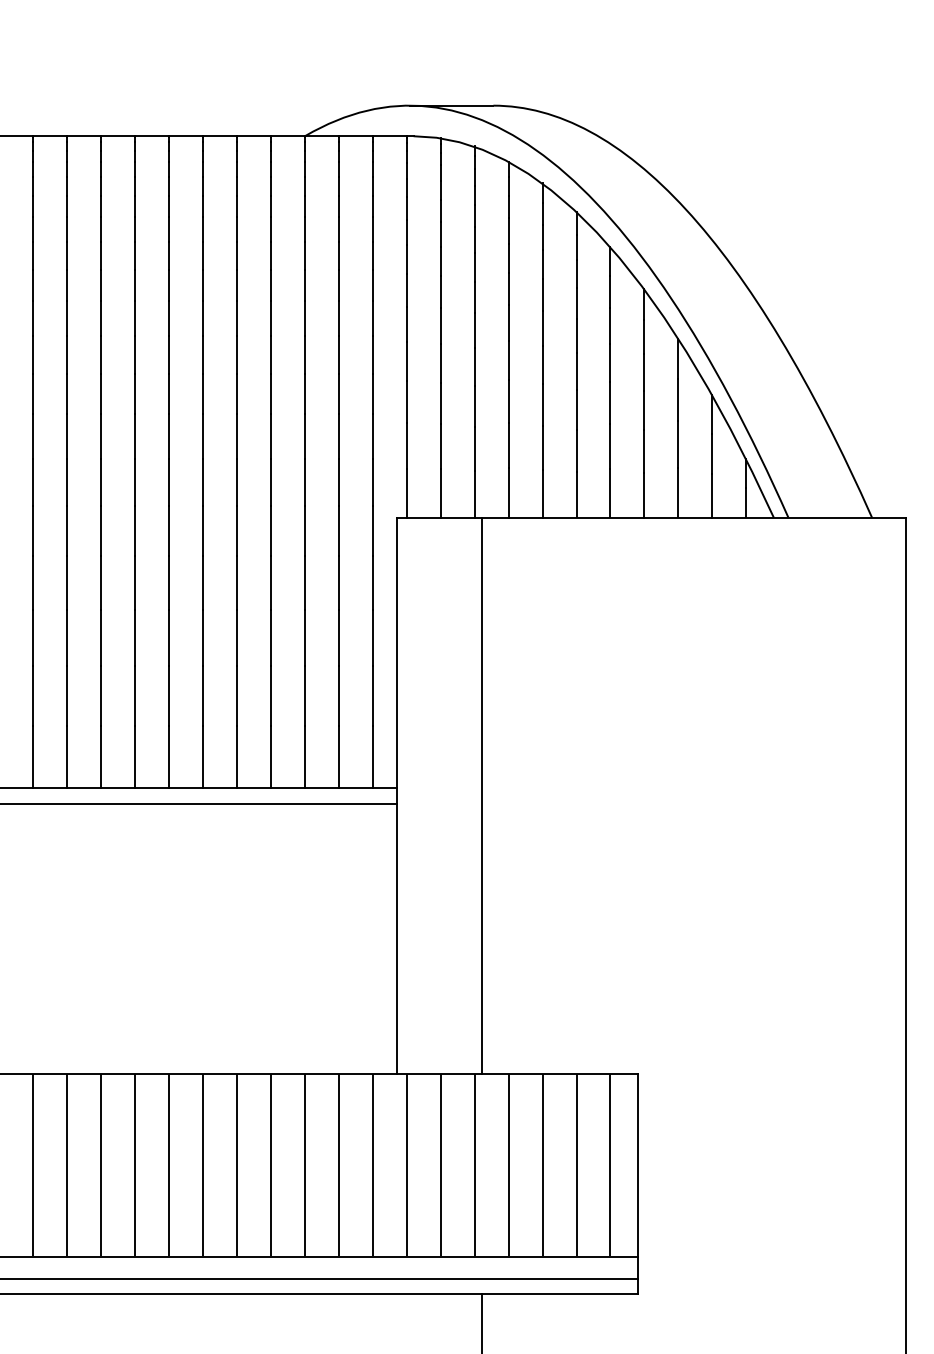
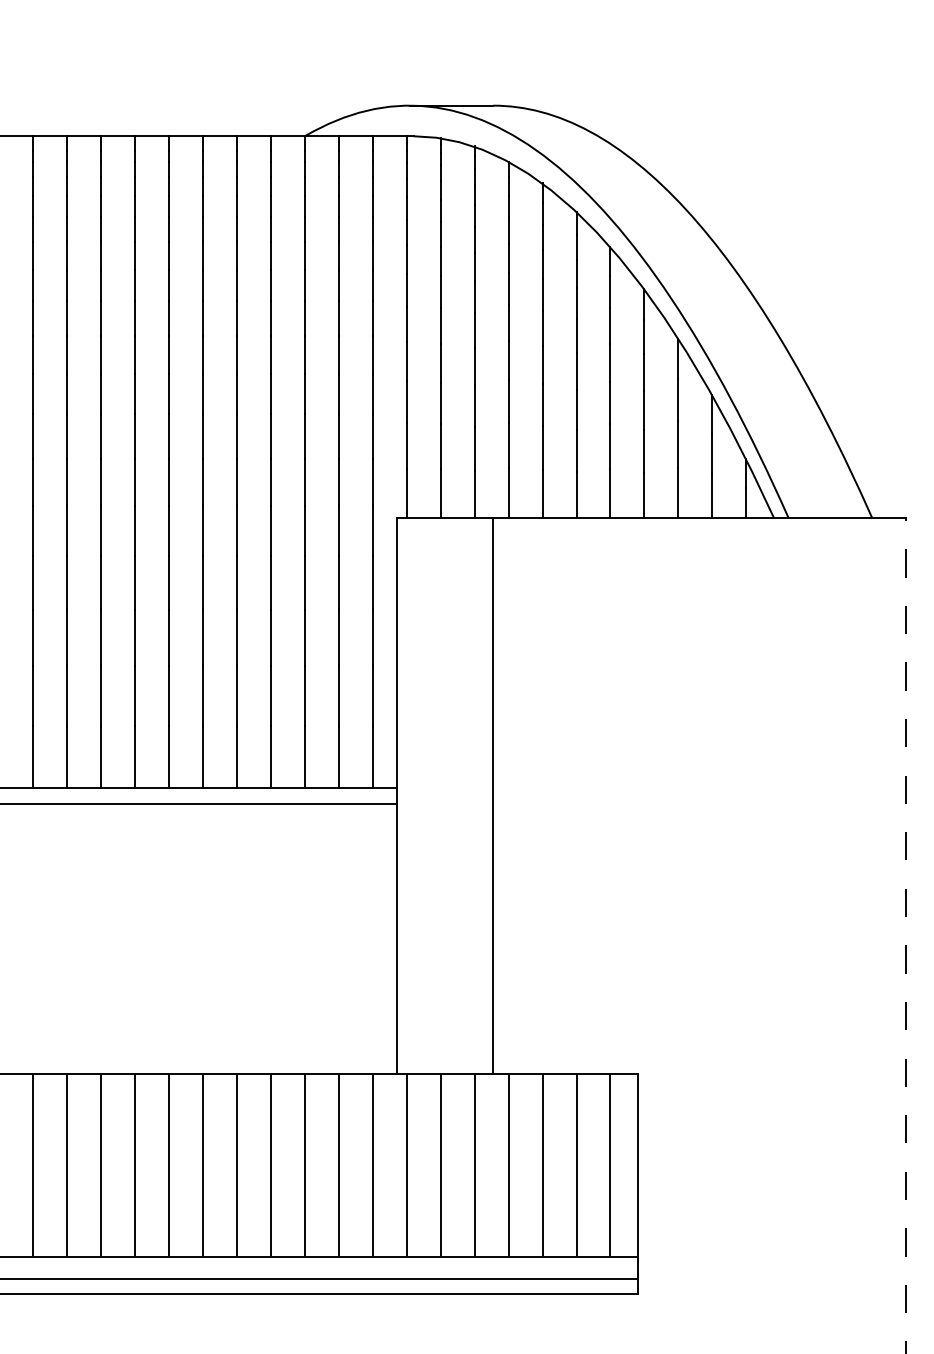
line position: (482, 796) -> (493, 796) (493, 796)
line: solid -> dashed (905, 935)
line: present -> none (482, 1321)
